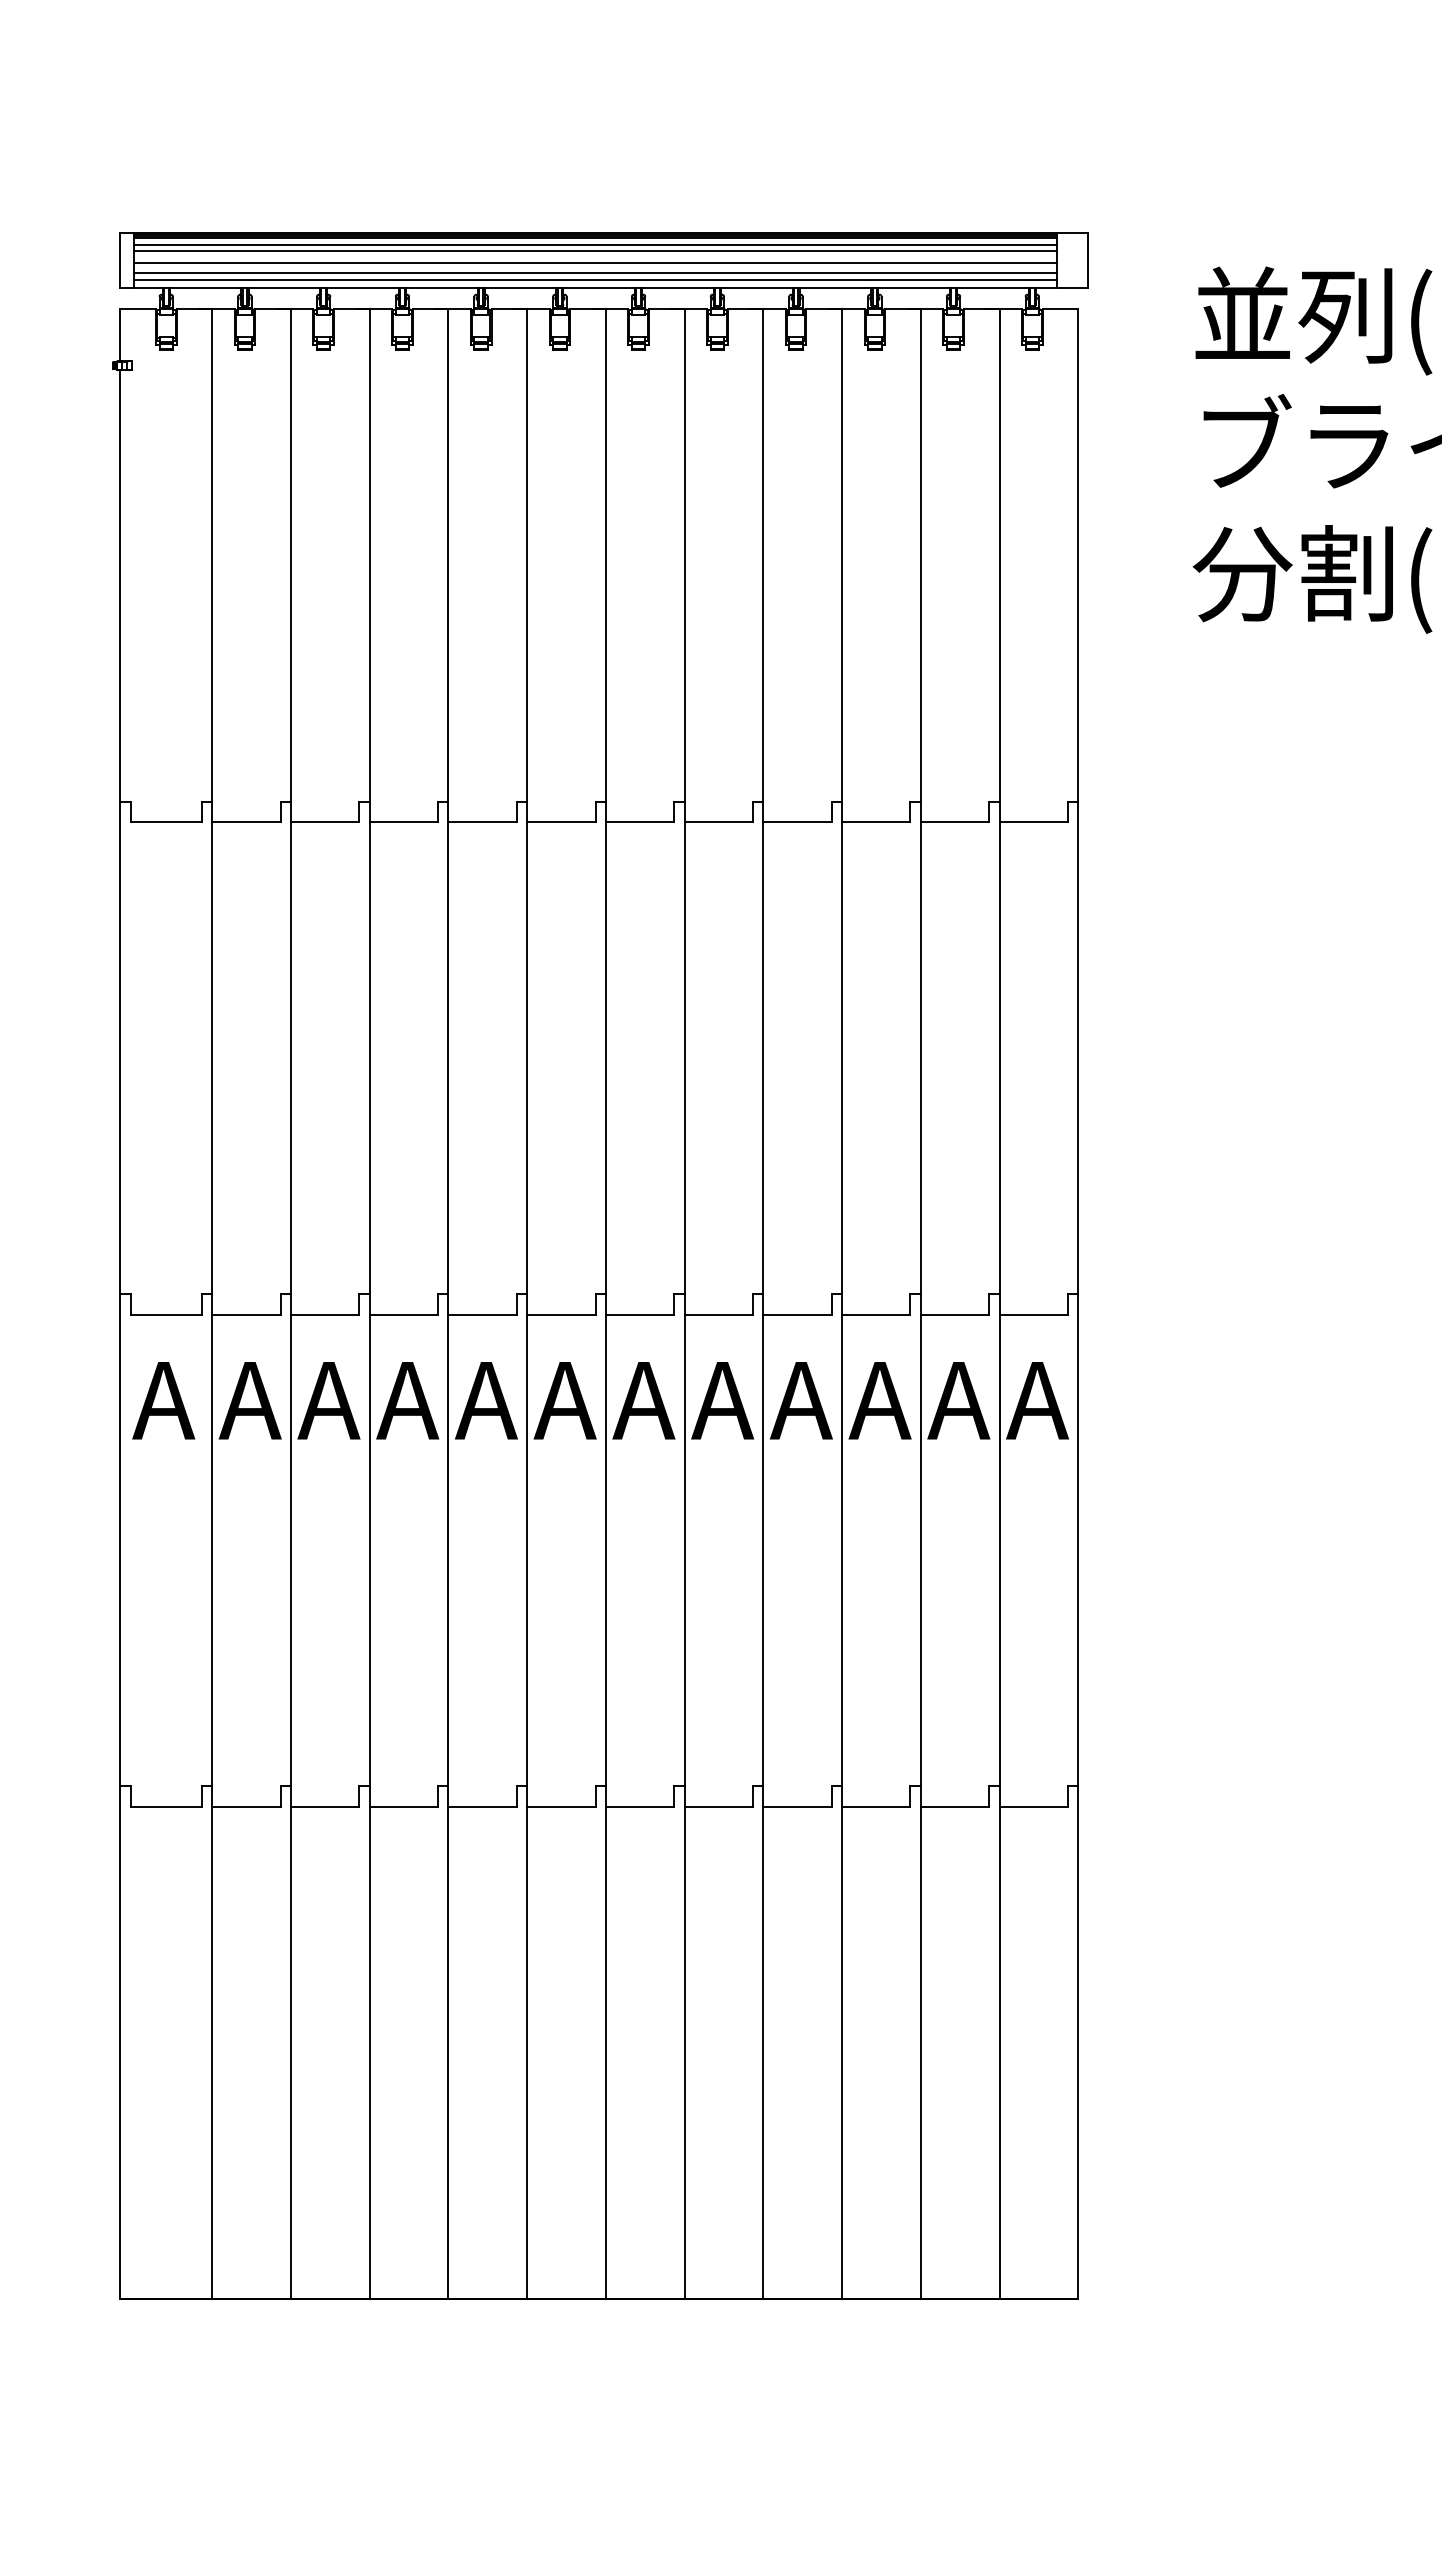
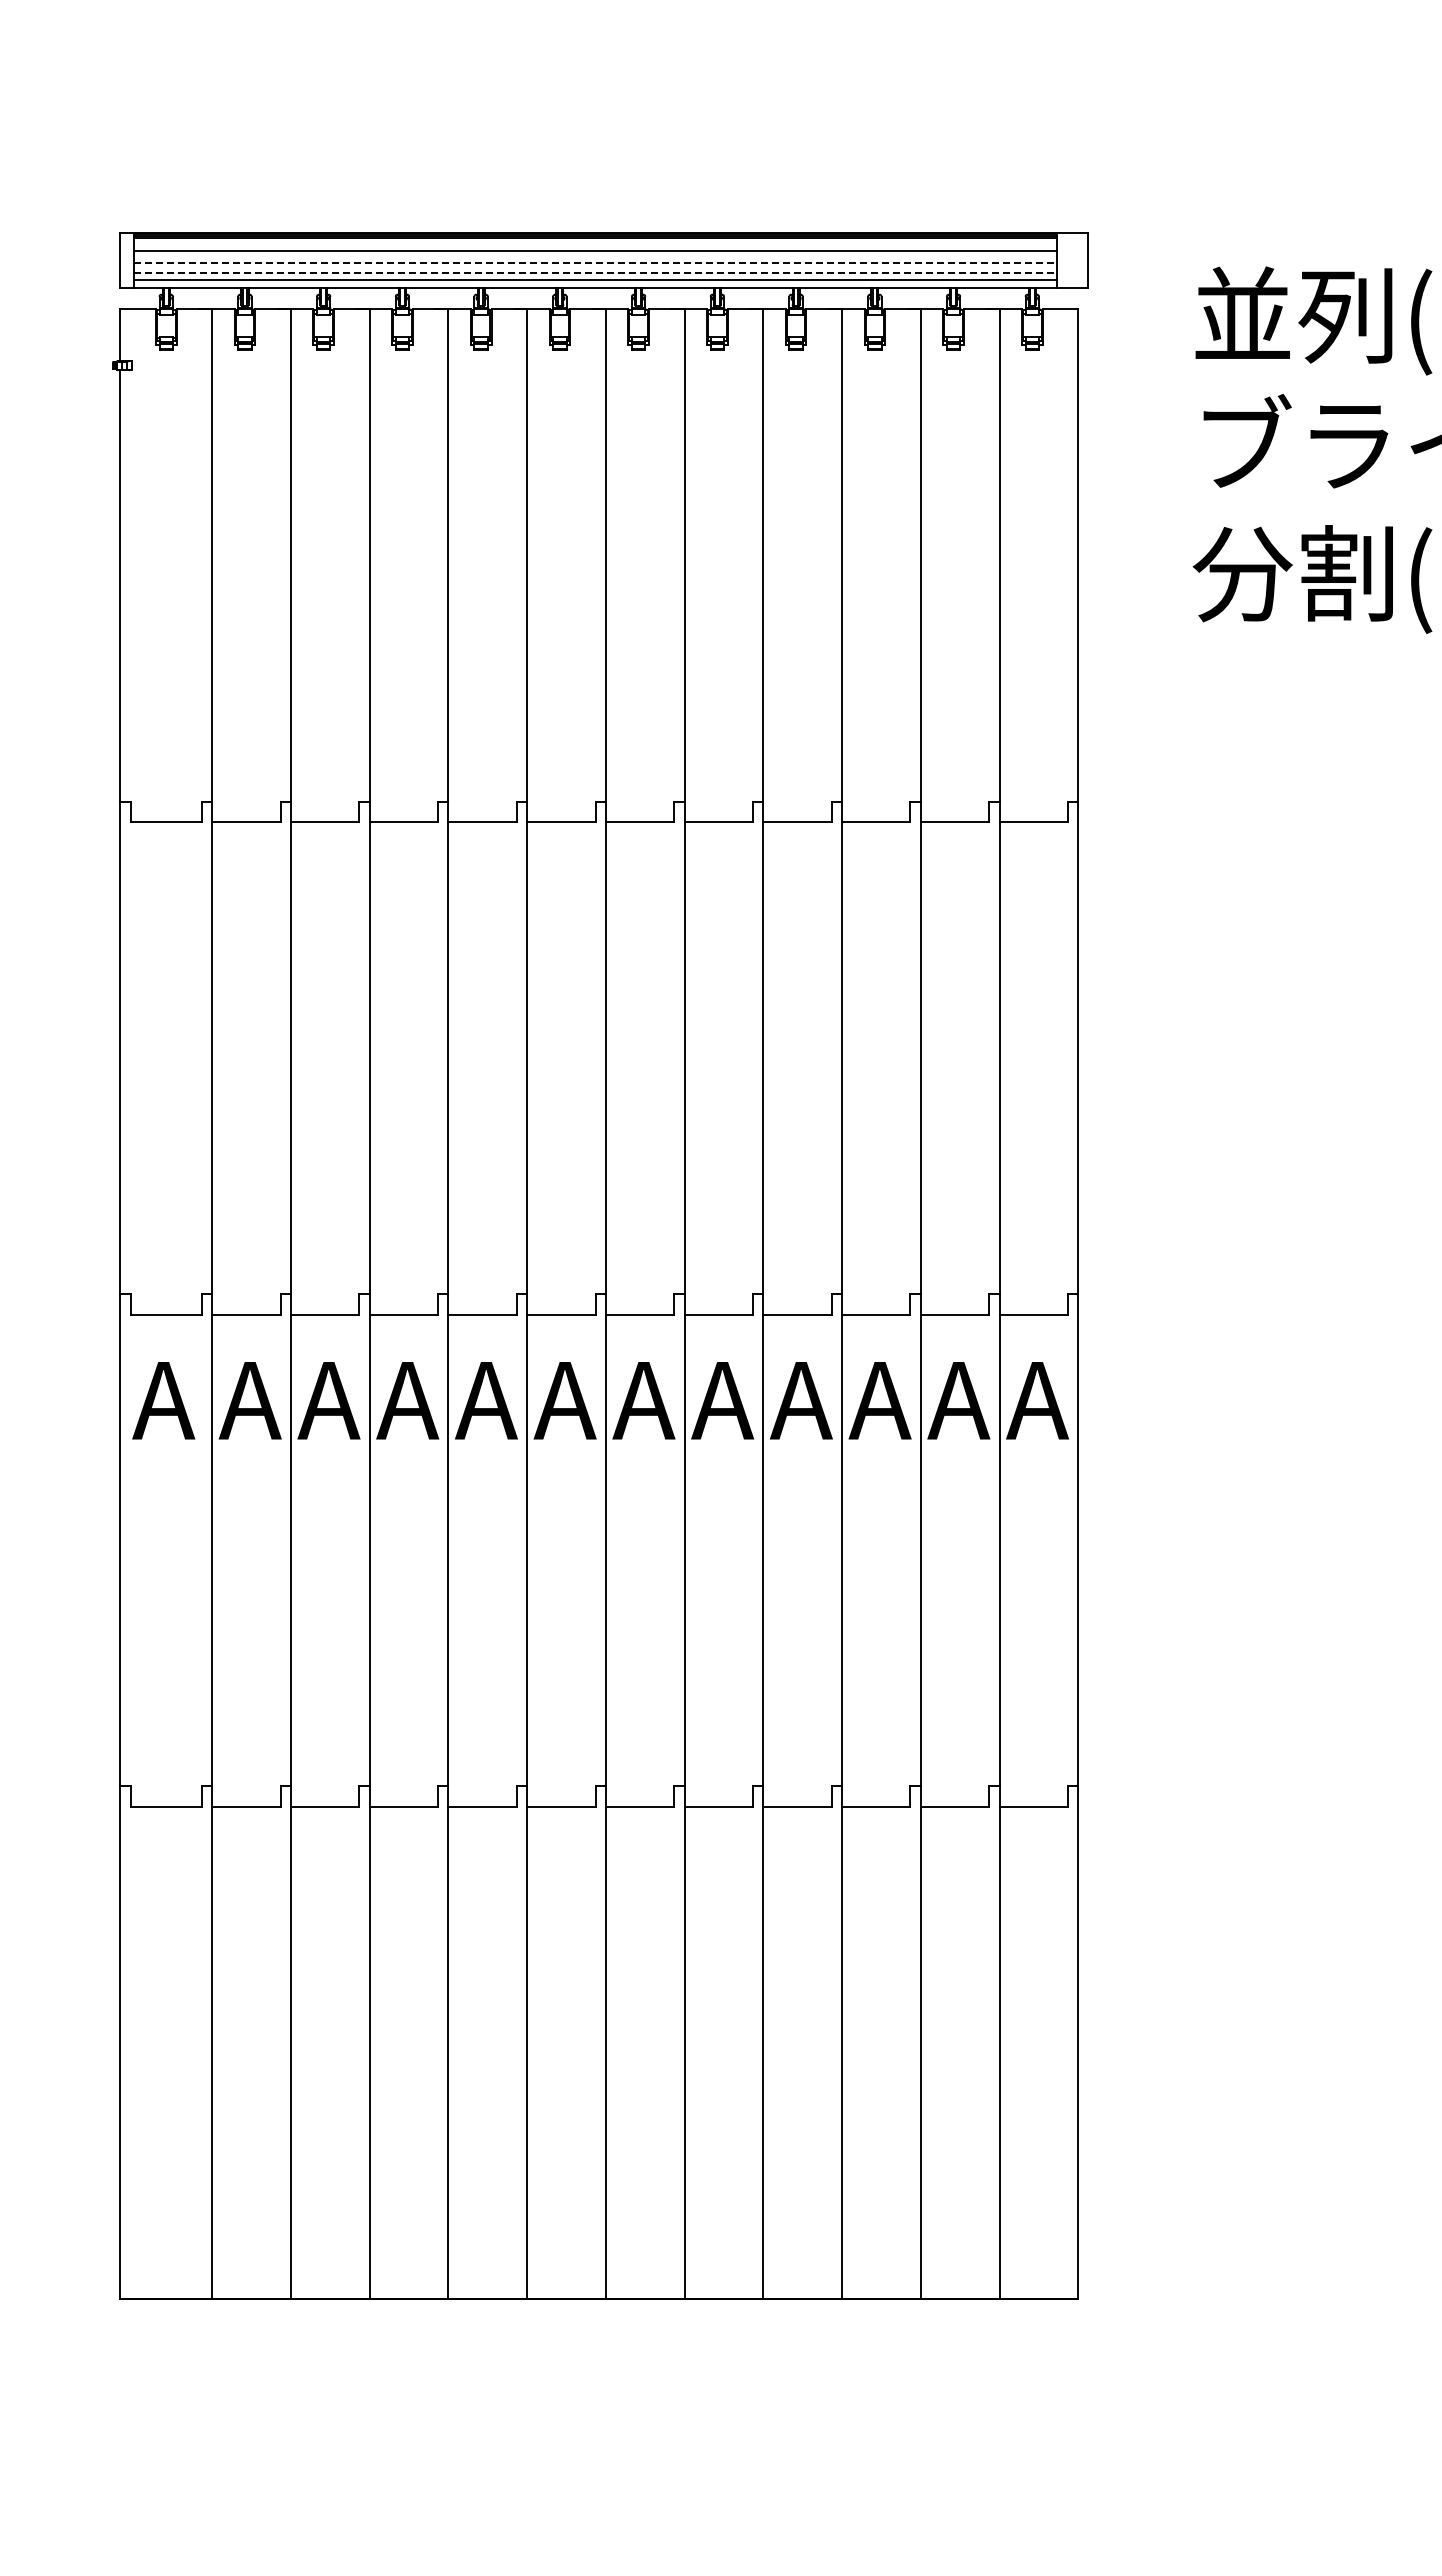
line: present -> none (595, 245)
line: solid -> dashed (595, 262)
line: solid -> dashed (595, 273)
